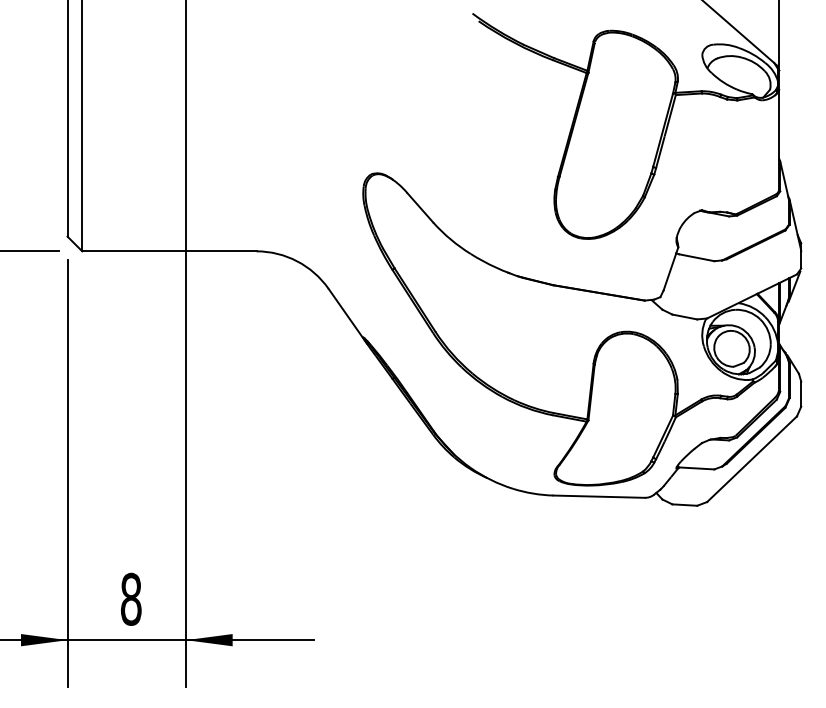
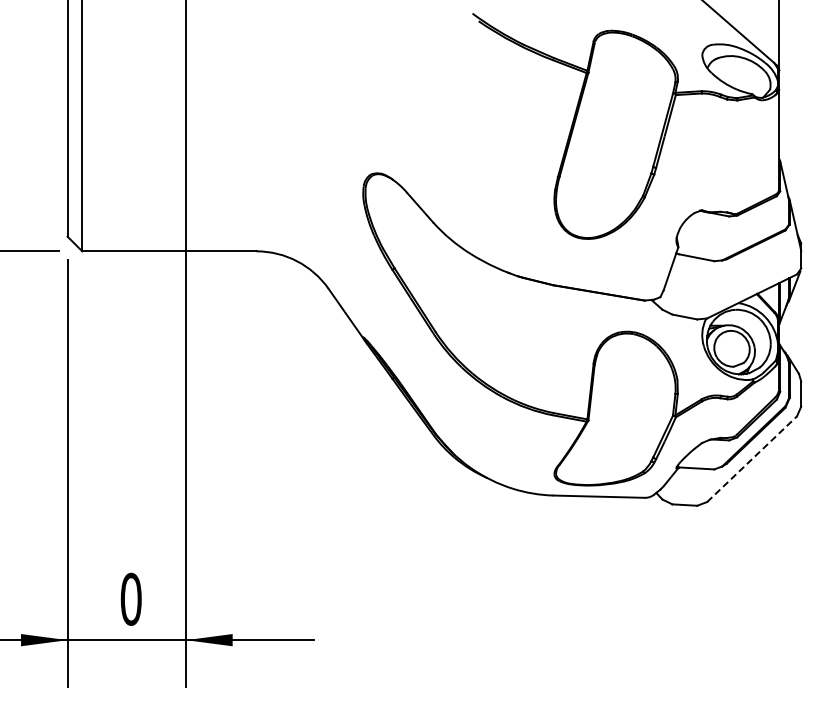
line: solid -> dashed (752, 458)
text: 8 -> 0 (130, 599)
